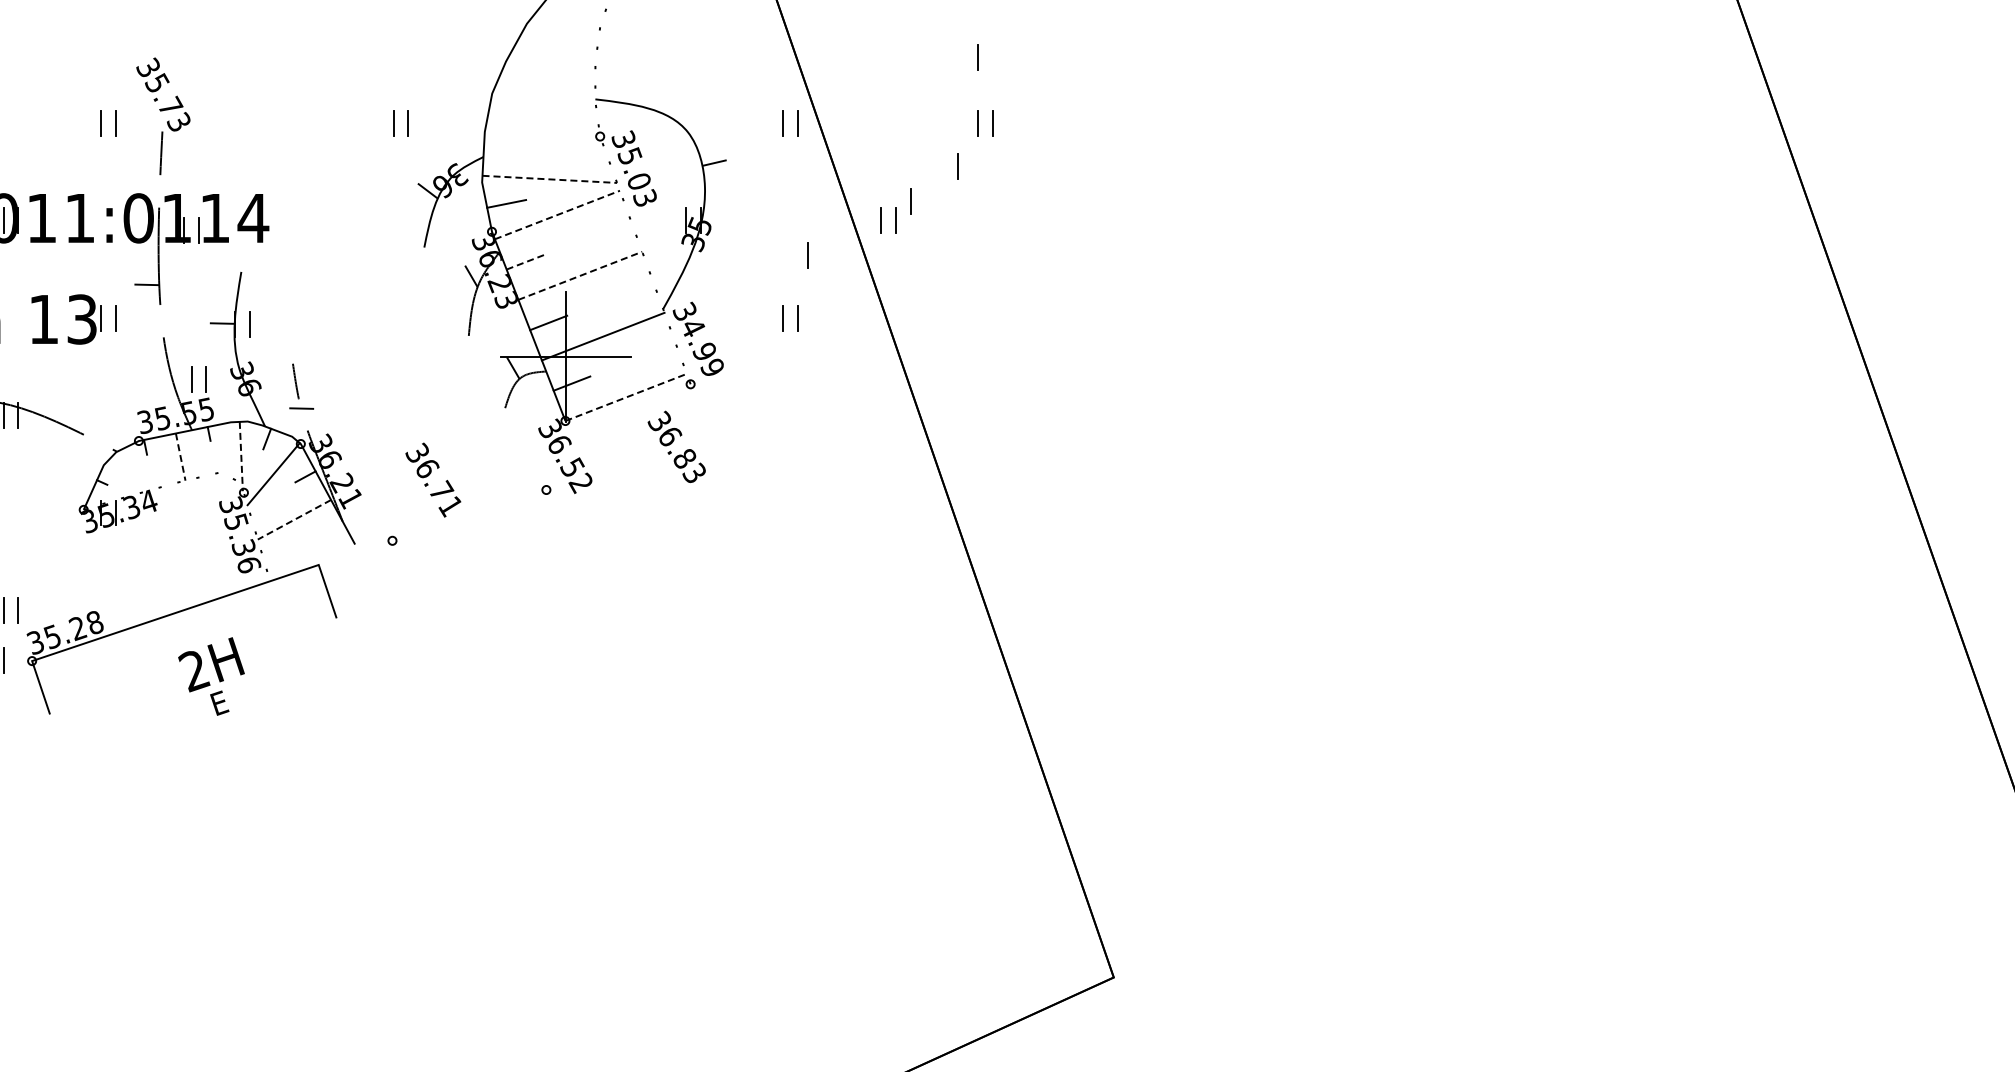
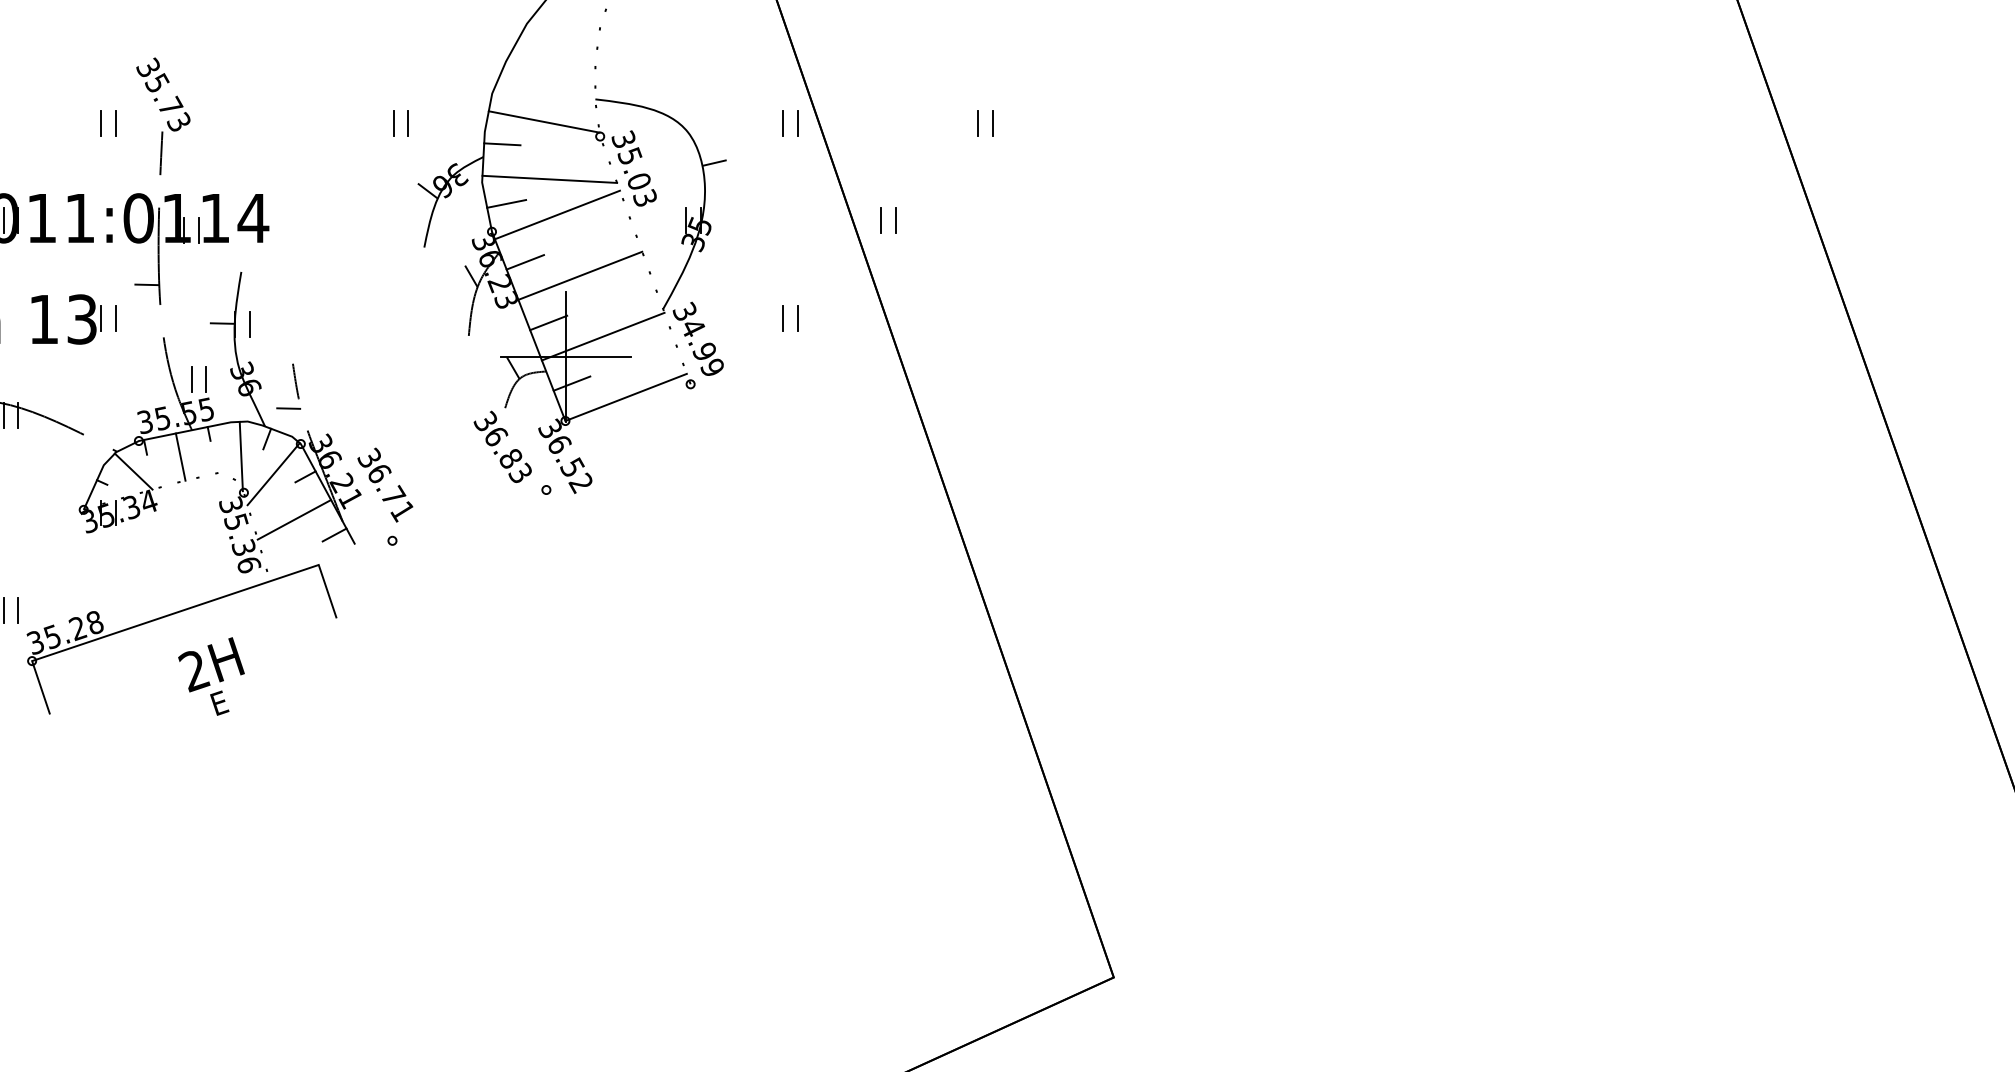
line: present -> none (977, 57)
line: none -> present (543, 121)
line: none -> present (502, 144)
line: present -> none (957, 166)
line: dashed -> solid (550, 179)
line: present -> none (910, 201)
line: dashed -> solid (557, 214)
line: present -> none (807, 255)
line: dashed -> solid (525, 262)
line: dashed -> solid (580, 275)
line: dashed -> solid (626, 397)
line position: (301, 408) -> (288, 408) (288, 408)
text position: (676, 446) -> (502, 446) (502, 446)
line: dashed -> solid (241, 456)
line: dashed -> solid (180, 457)
line: none -> present (133, 471)
text position: (433, 479) -> (385, 484) (385, 484)
line: dashed -> solid (294, 519)
line: none -> present (334, 534)
line: present -> none (3, 660)
